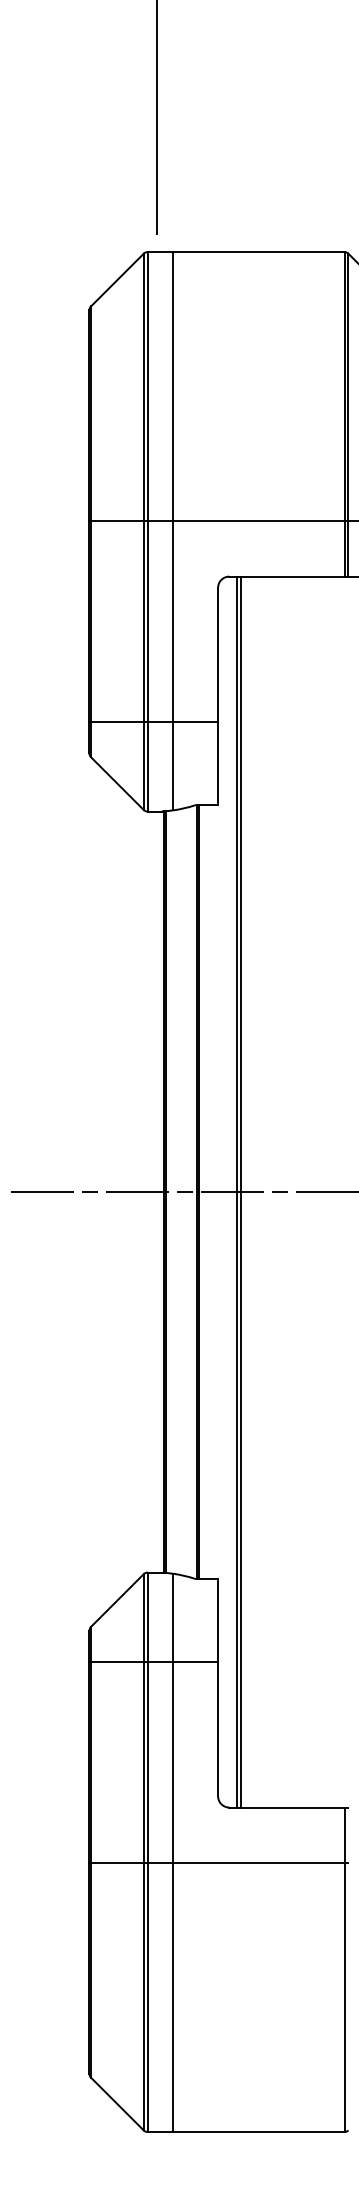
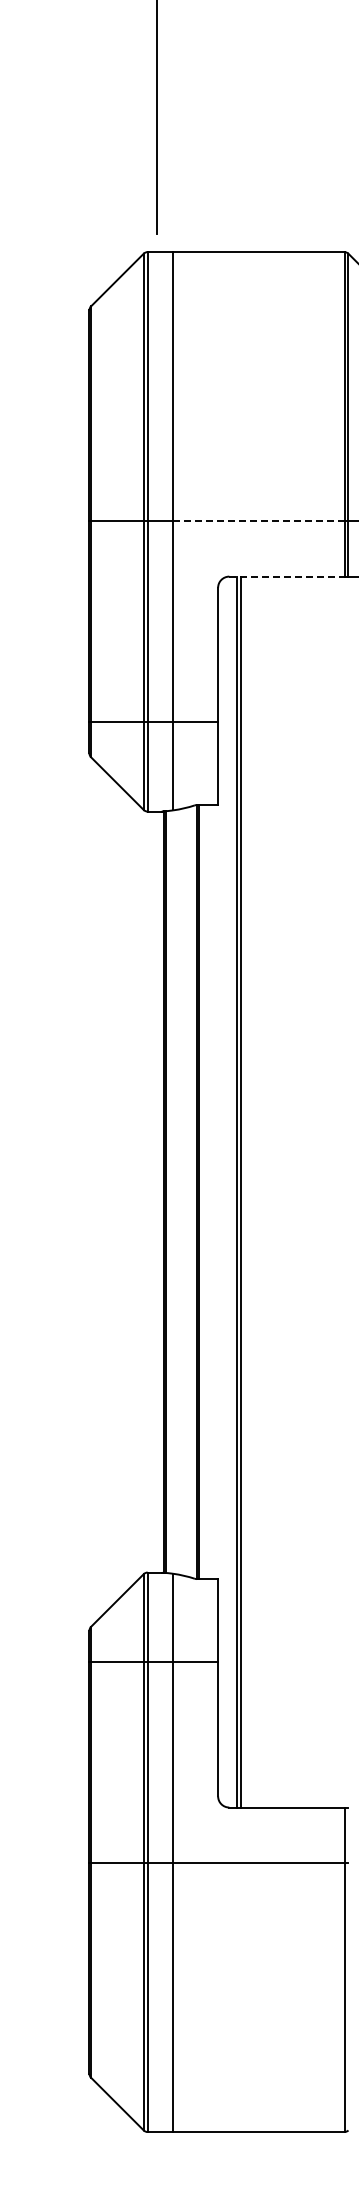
line: solid -> dashed (258, 520)
line: solid -> dashed (286, 576)
line: present -> none (182, 1192)
